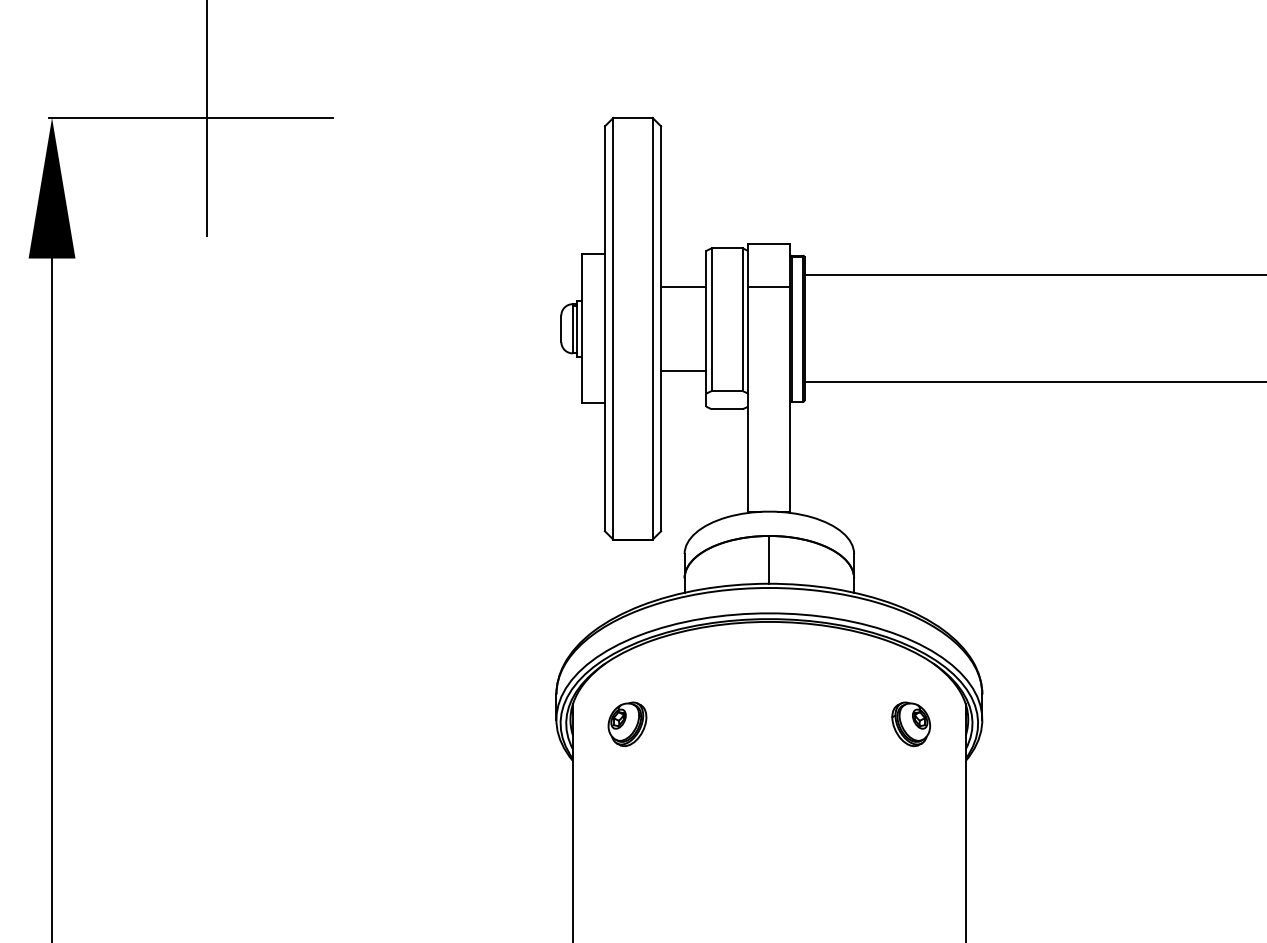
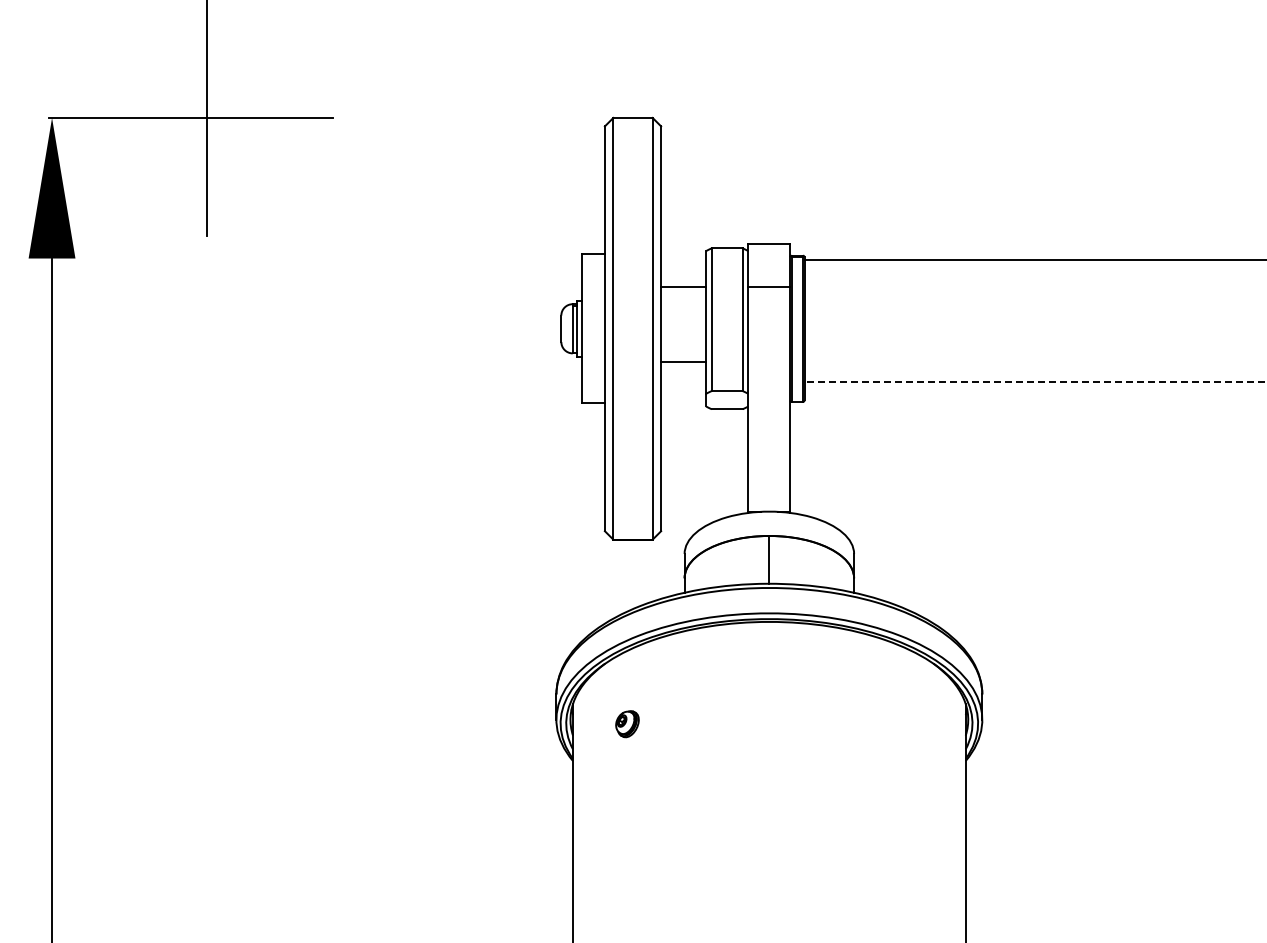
line position: (1033, 275) -> (1033, 260) (1033, 260)
line position: (683, 370) -> (683, 361) (683, 361)
line: solid -> dashed (1035, 382)
part size: 41x46 px -> 25x29 px (627, 724)
part: present -> none (911, 723)
